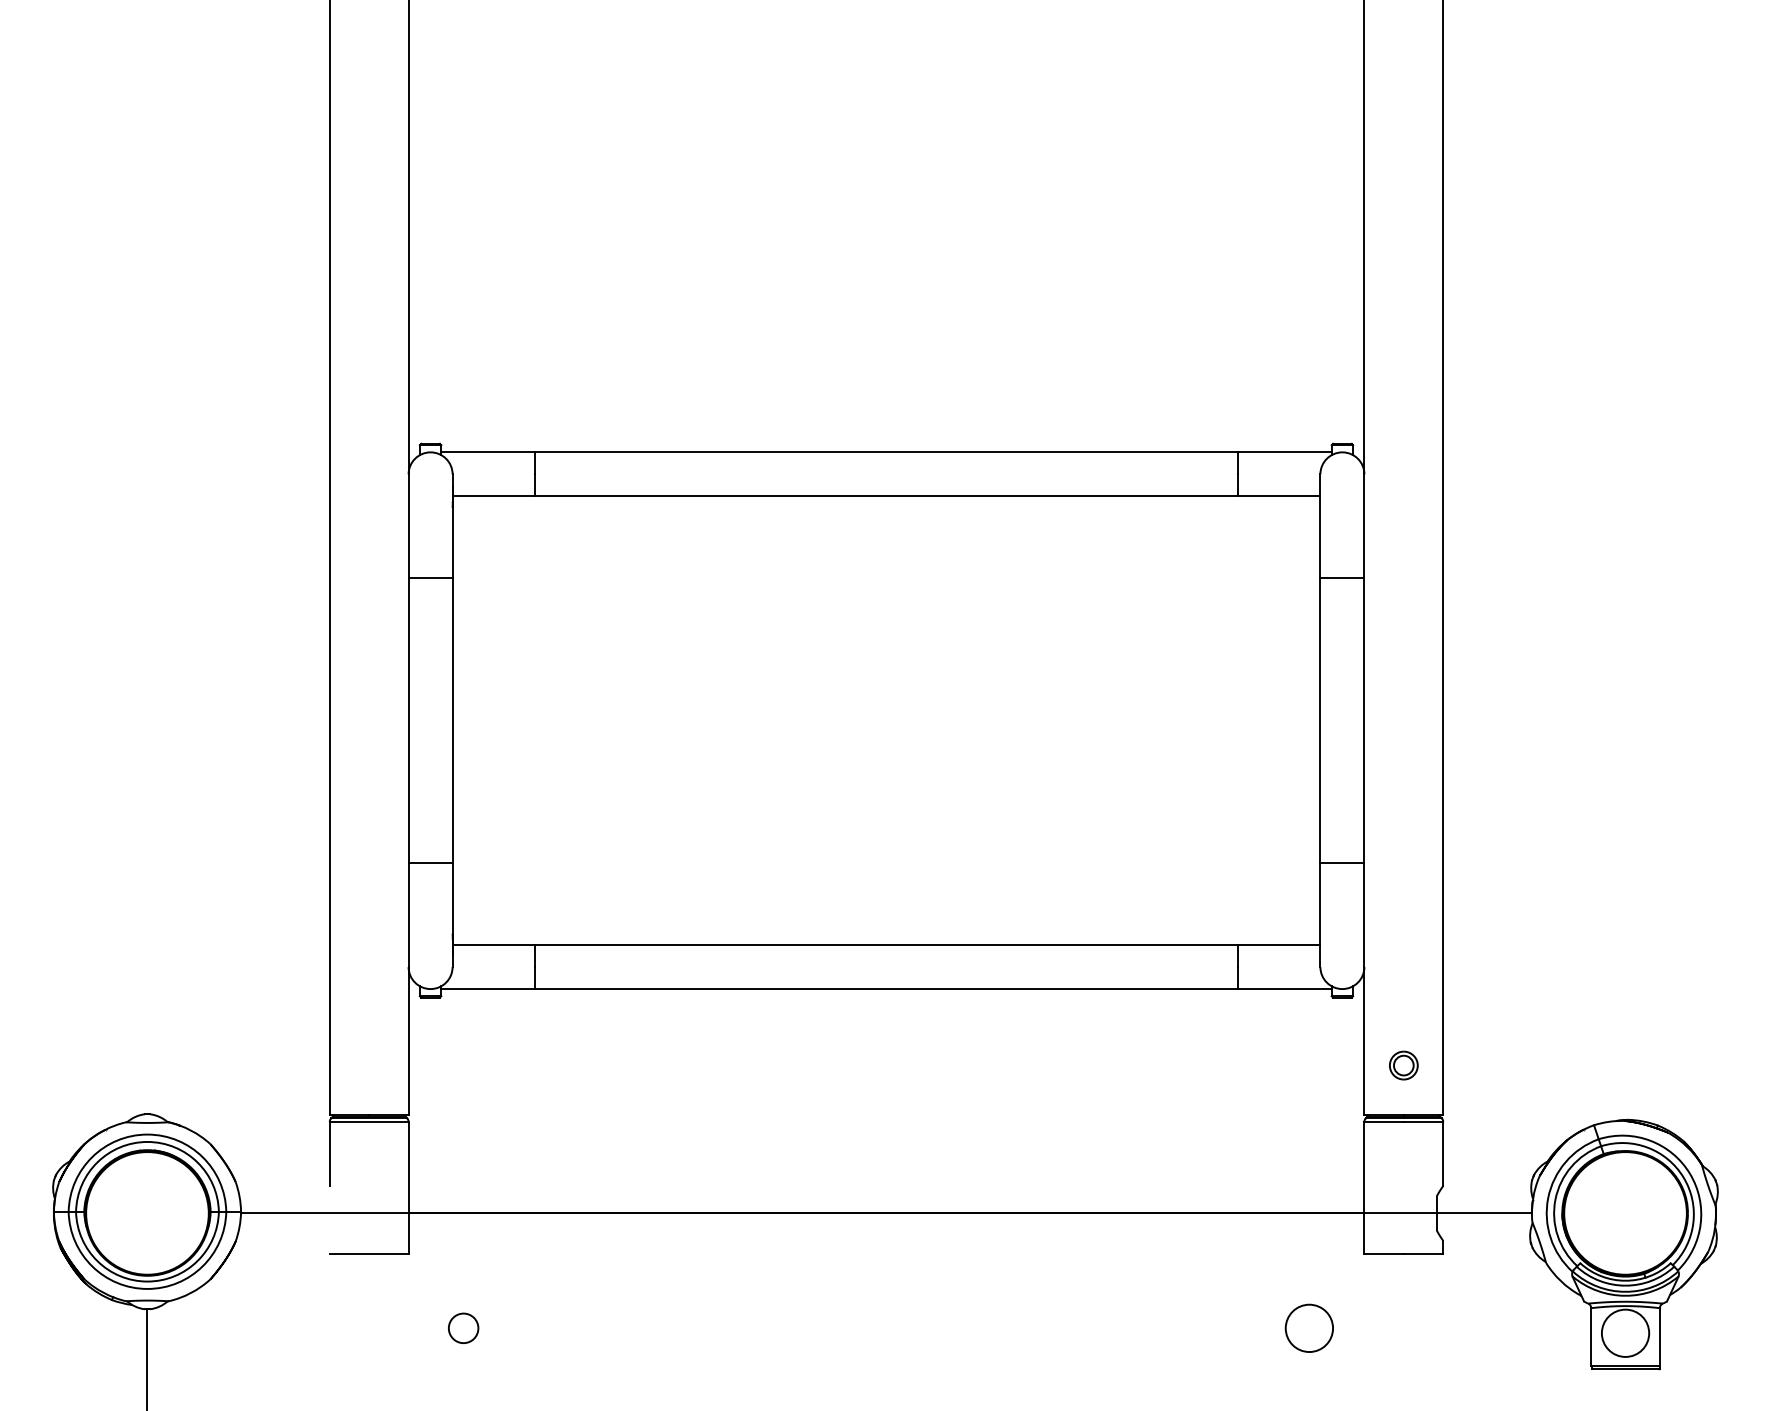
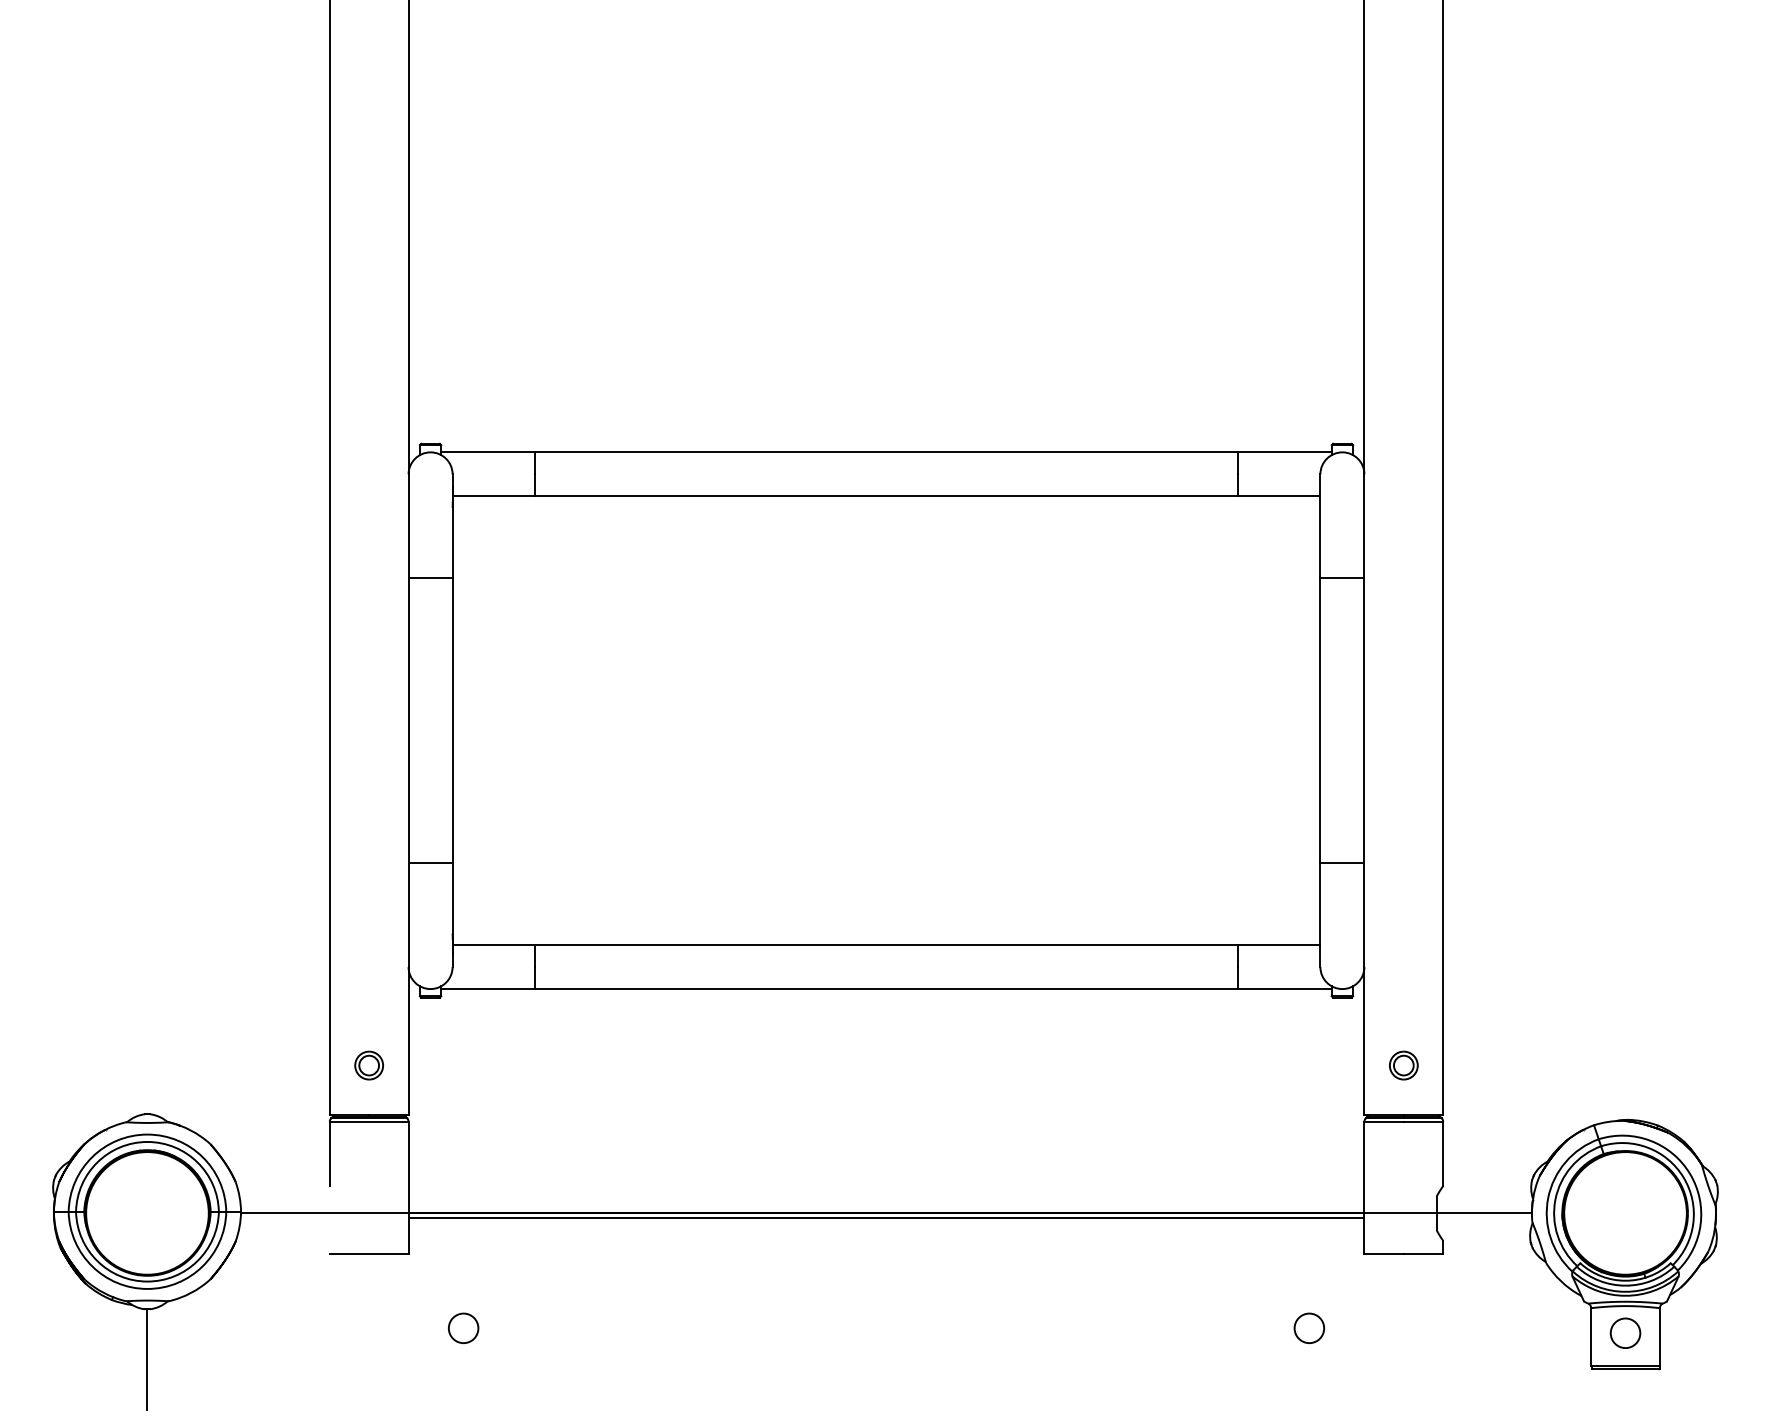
part: none -> present (368, 1065)
line: none -> present (886, 1218)
circle diameter: 47 px -> 30 px (1309, 1328)
circle diameter: 47 px -> 30 px (1625, 1333)
